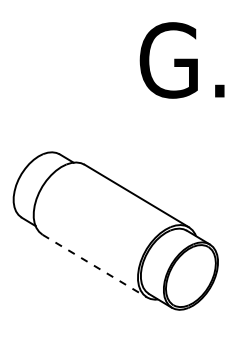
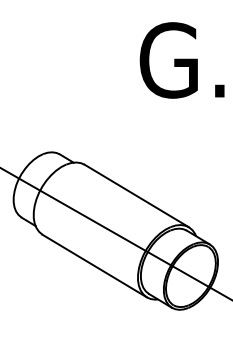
line: none -> present (115, 233)
line: dashed -> solid (94, 266)
